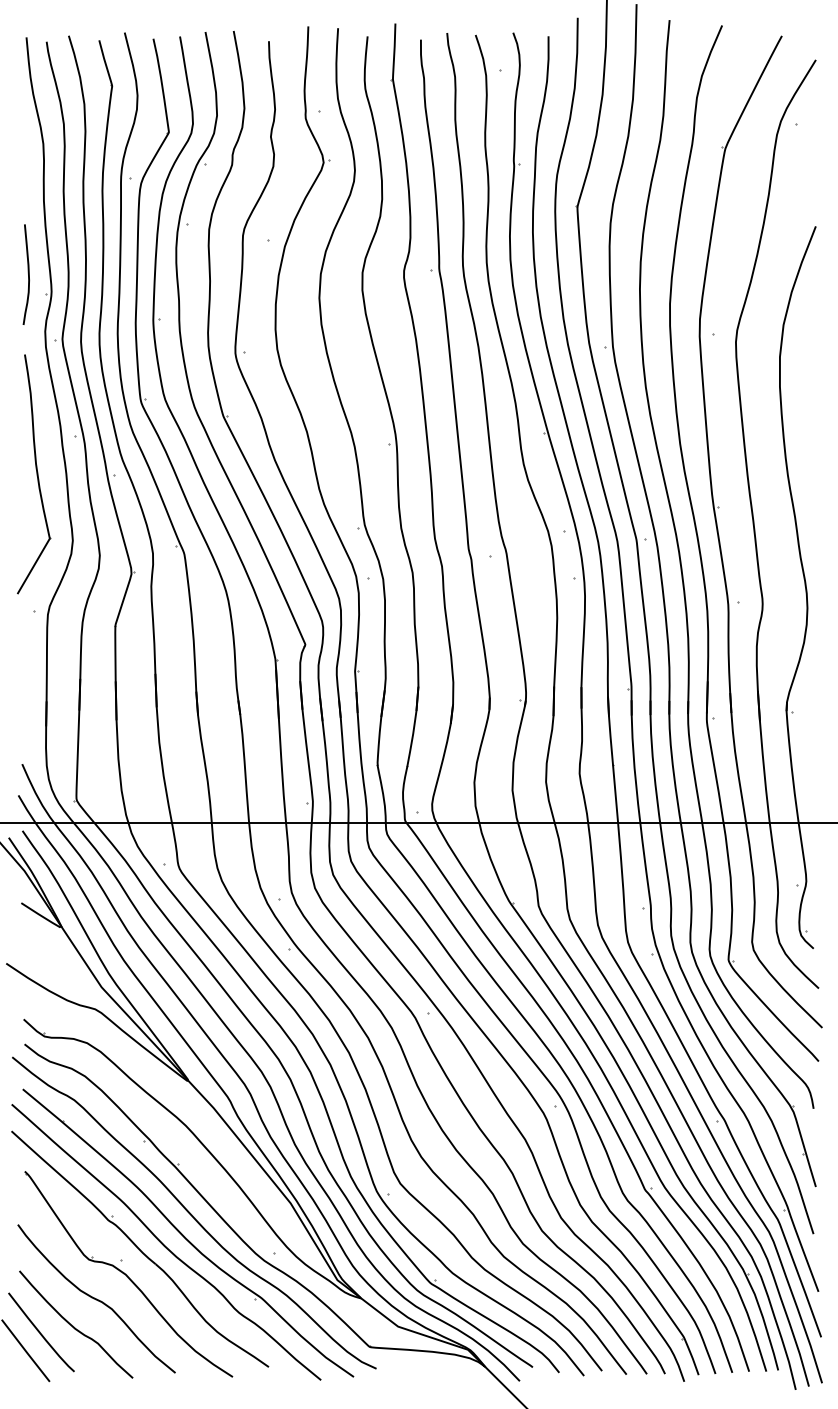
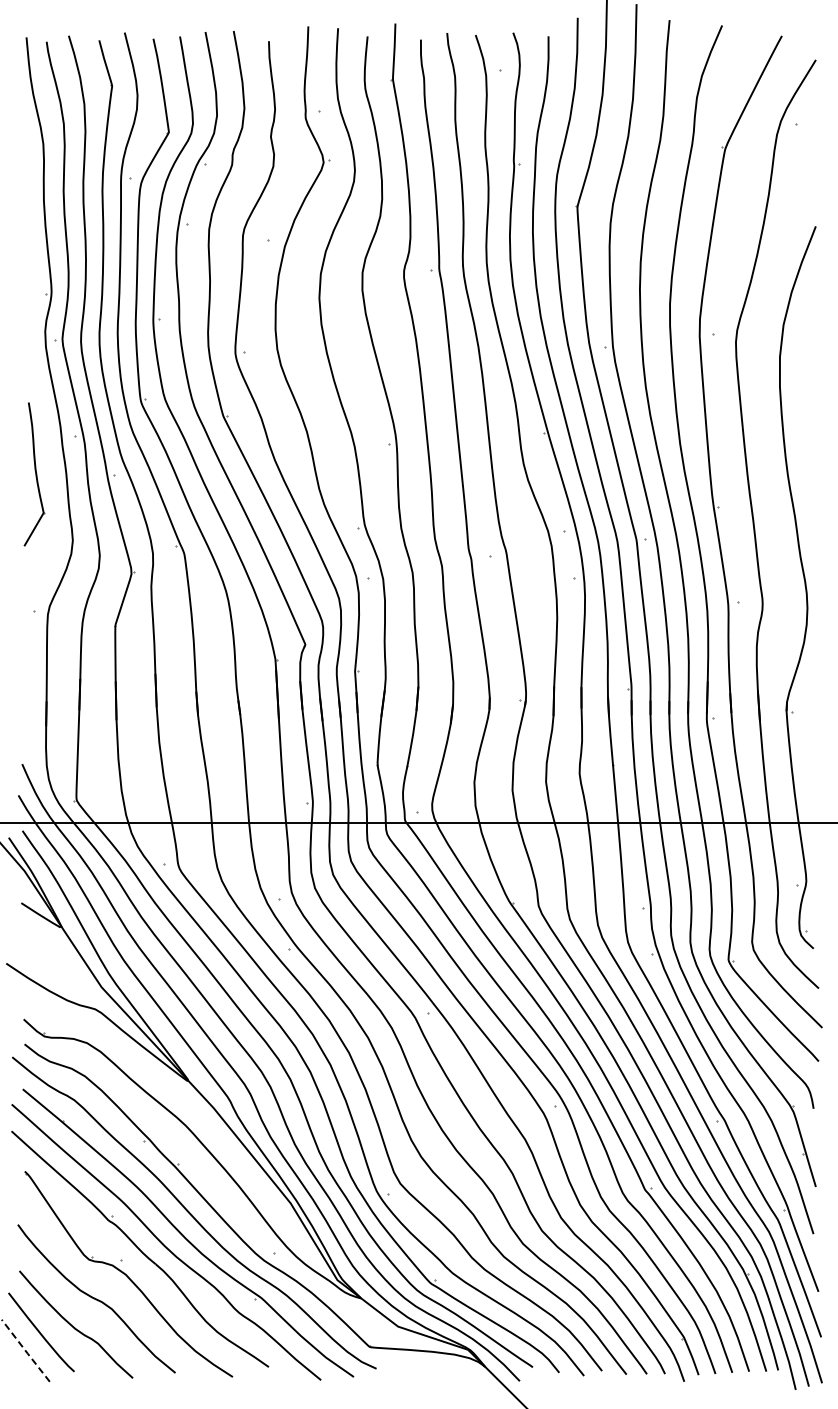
curve: present -> none (27, 272)
part size: 35x241 px -> 23x145 px (34, 474)
line: solid -> dashed (25, 1351)
